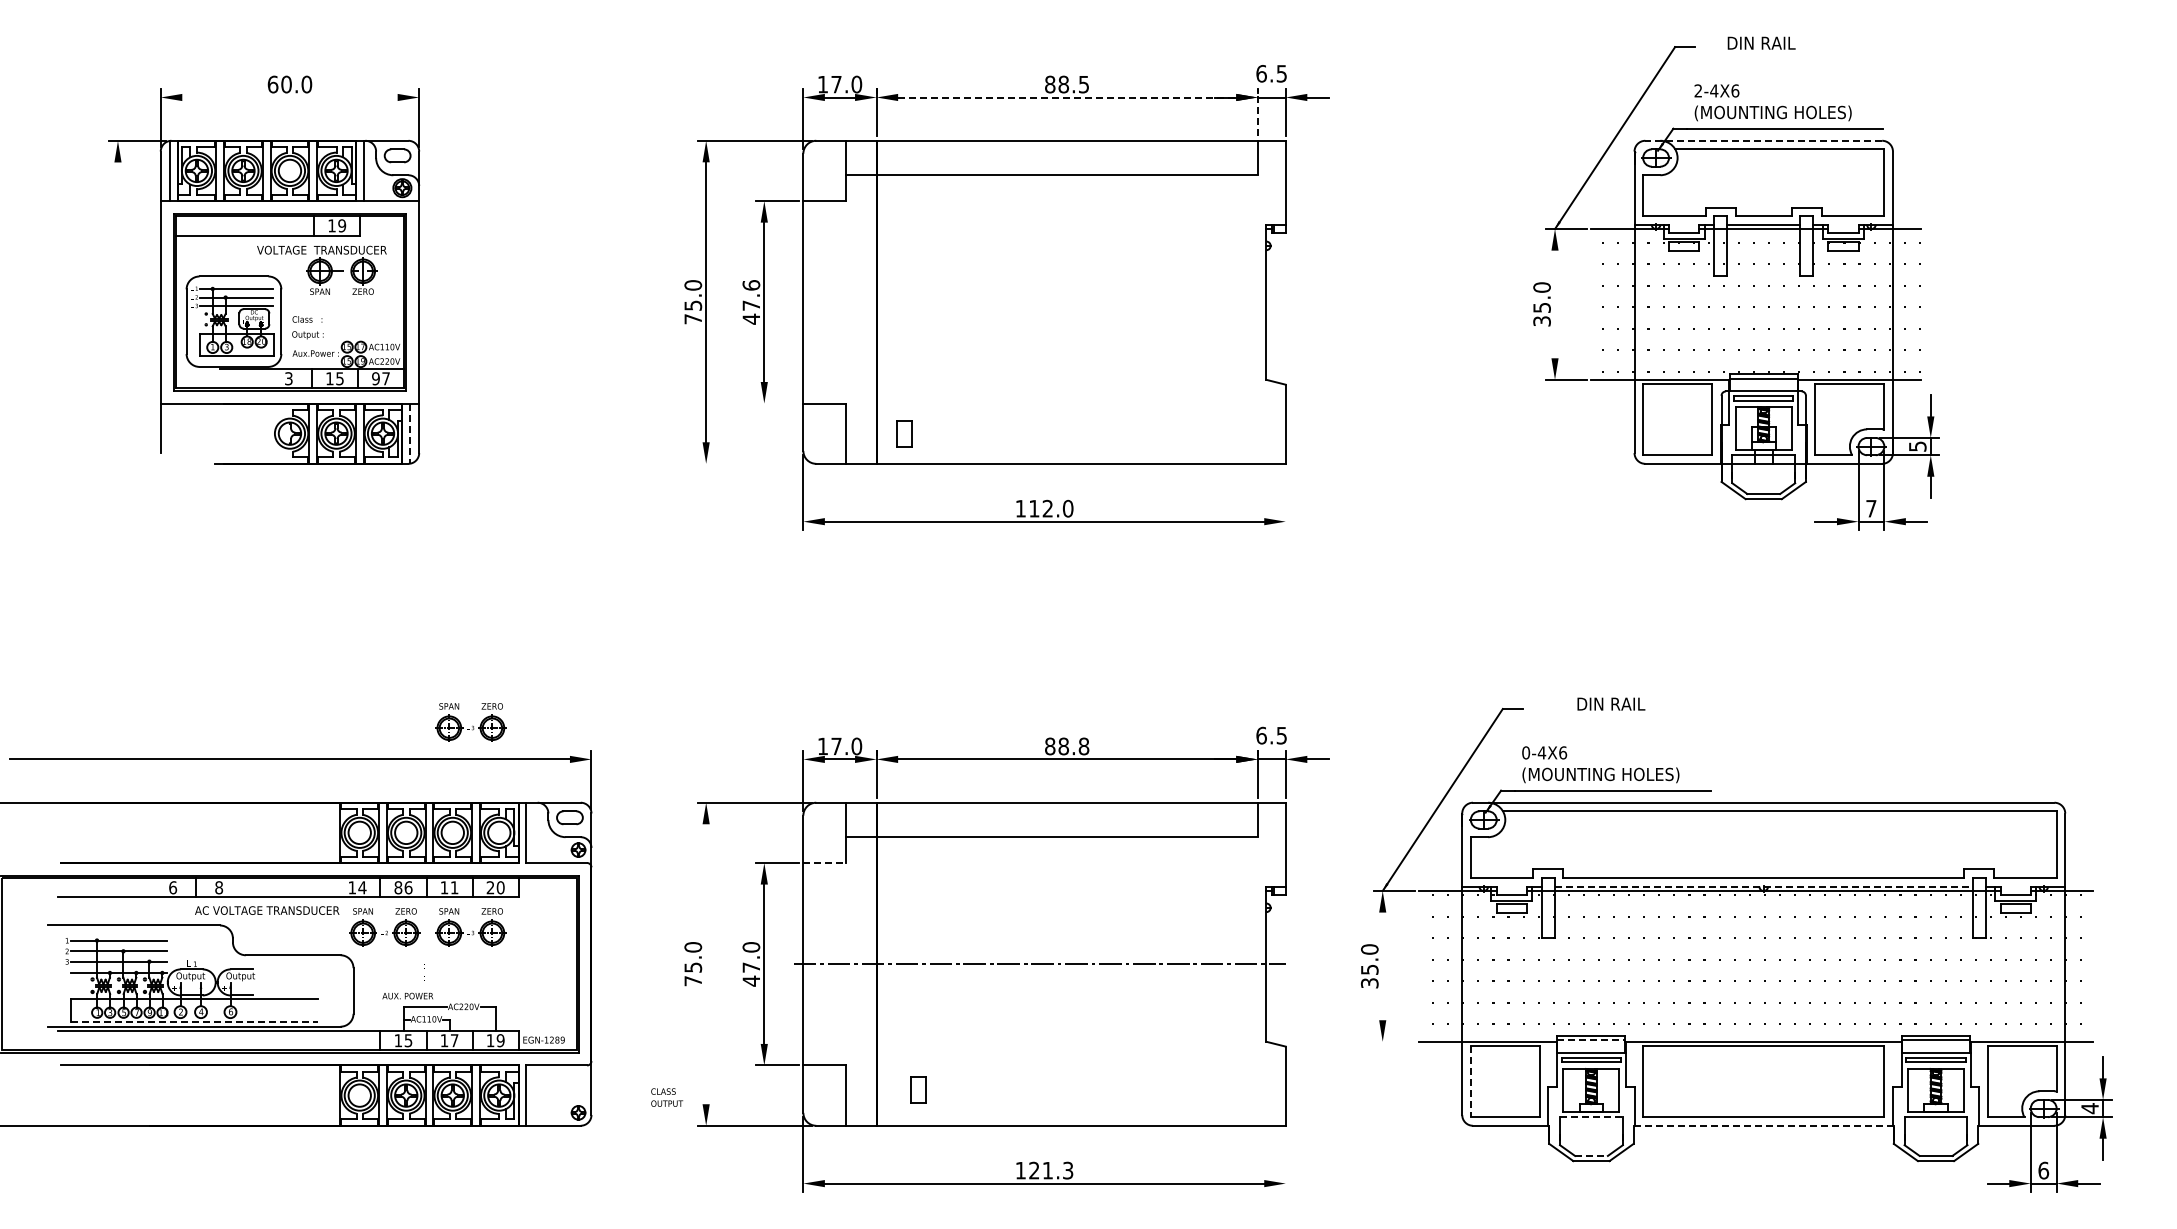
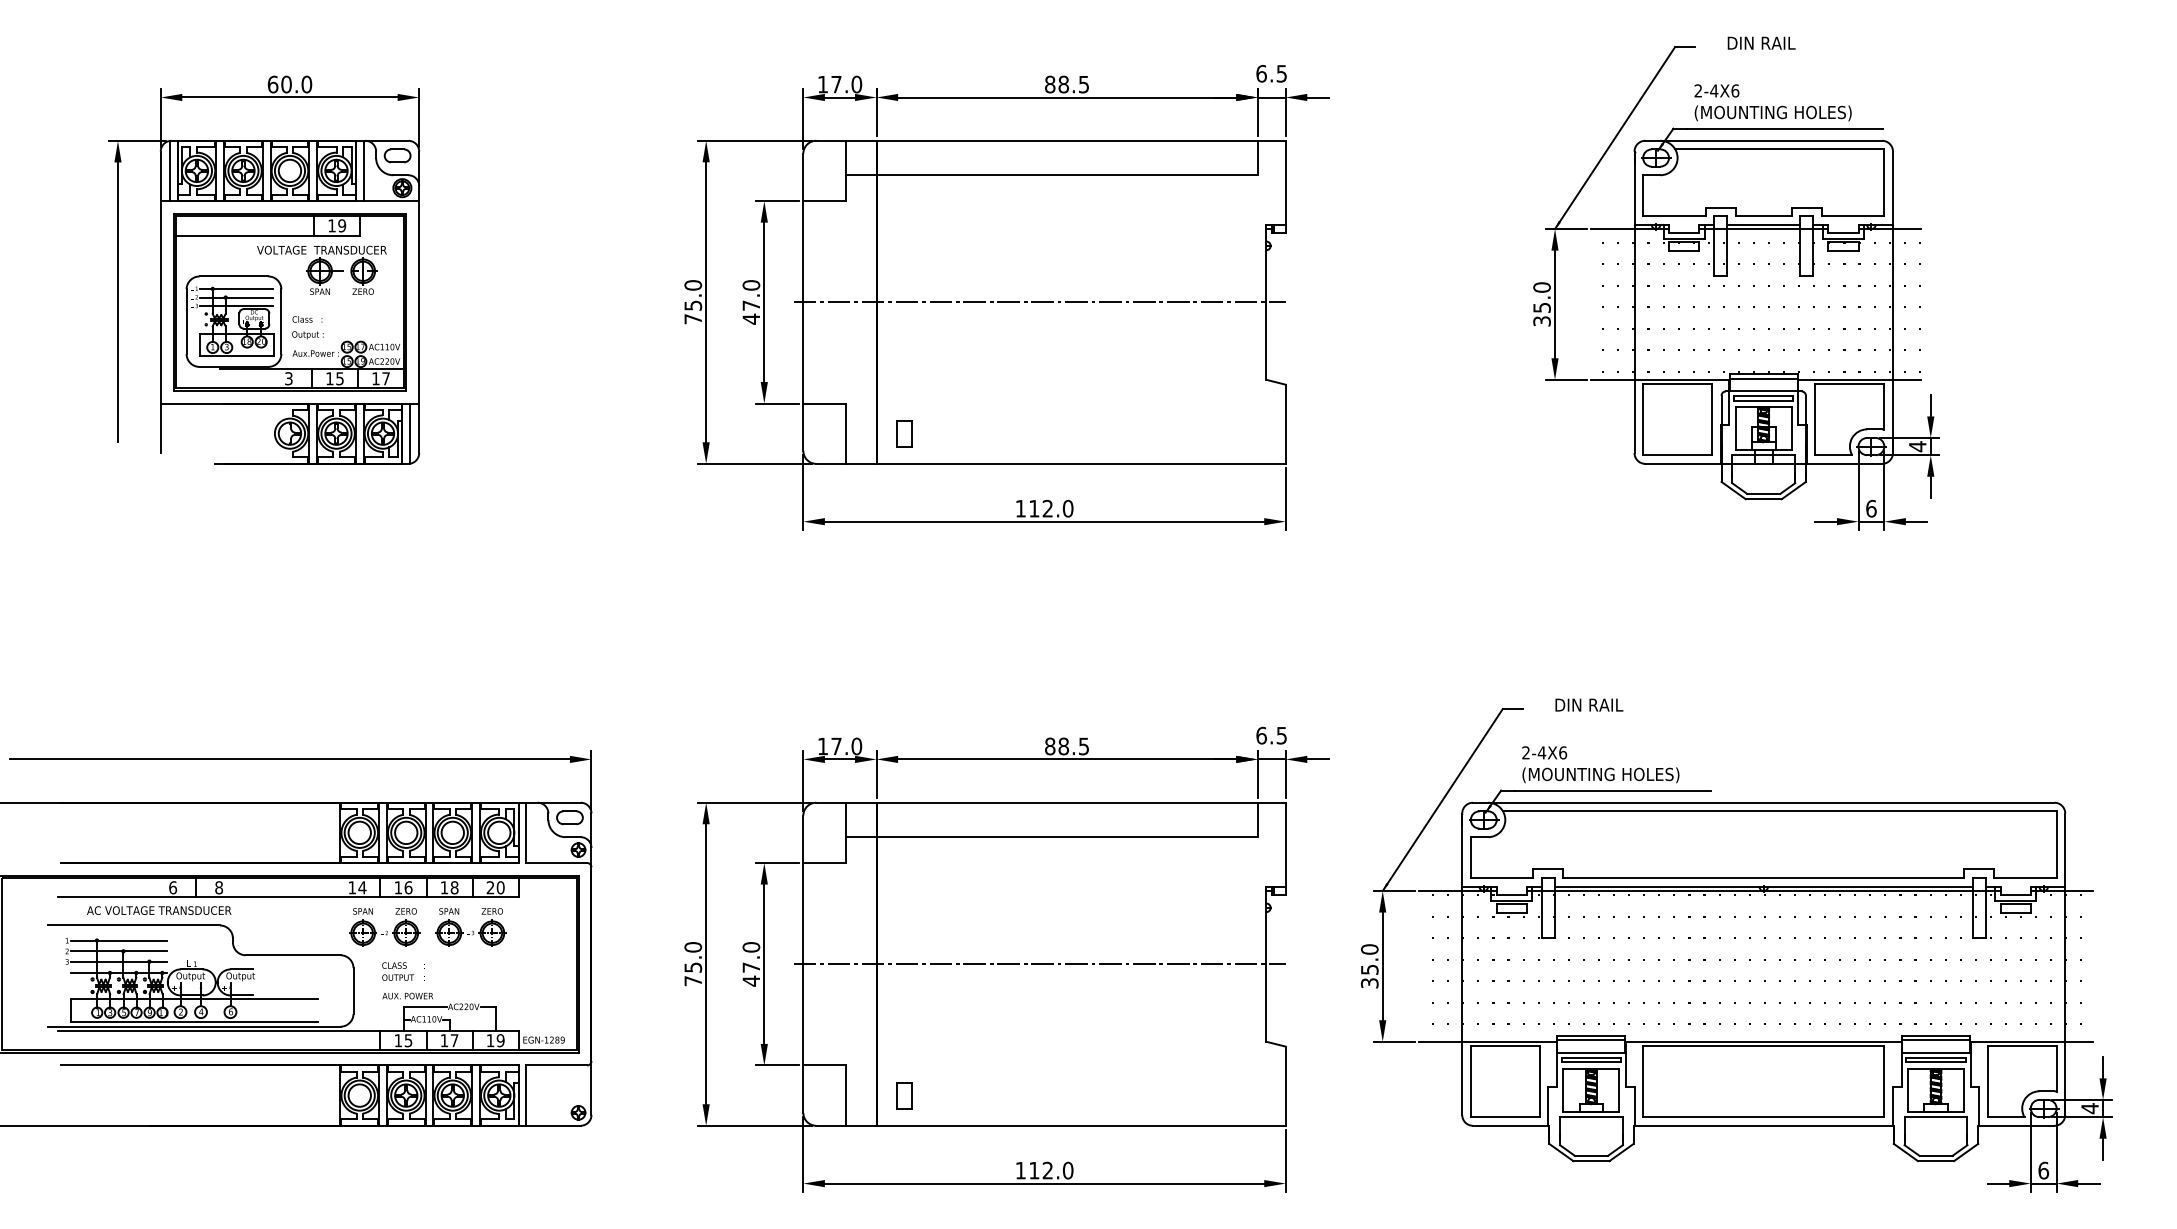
line: none -> present (289, 97)
line: dashed -> solid (1067, 97)
line: dashed -> solid (1257, 112)
line: dashed -> solid (1763, 140)
text: 47.6 -> 47.0 (750, 285)
line: none -> present (117, 302)
line: none -> present (1039, 302)
line: none -> present (1555, 304)
text: 97 -> 17 (375, 378)
line: none -> present (777, 403)
line: dashed -> solid (410, 434)
text: 5 -> 4 (1917, 446)
line: none -> present (754, 463)
line: none -> present (1285, 499)
text: 7 -> 6 (1871, 508)
text position: (1611, 703) -> (1589, 704) (1589, 704)
part: present -> none (470, 722)
text: 88.8 -> 88.5 (1083, 746)
text: 0-4X6 -> 2-4X6 (1526, 752)
line: dashed -> solid (824, 863)
line: dashed -> solid (1763, 886)
text: 86 -> 16 (398, 887)
text: 11 -> 18 (454, 887)
text position: (267, 910) -> (159, 910) (159, 910)
line: none -> present (706, 964)
line: none -> present (1382, 966)
line: dashed -> solid (195, 1022)
line: dashed -> solid (1591, 1040)
line: none -> present (1394, 1041)
line: dashed -> solid (1470, 1081)
part position: (918, 1089) -> (904, 1095) (904, 1095)
text position: (667, 1097) -> (398, 971) (398, 971)
line: dashed -> solid (1591, 1116)
line: dashed -> solid (1763, 1125)
line: dashed -> solid (1591, 1155)
line: none -> present (1285, 1161)
text: 121.3 -> 112.0 (1051, 1170)
